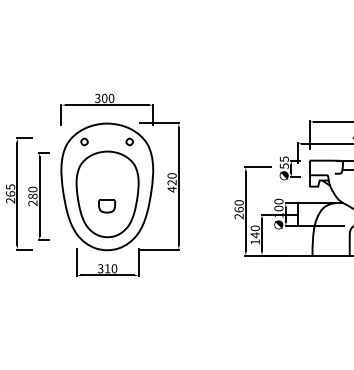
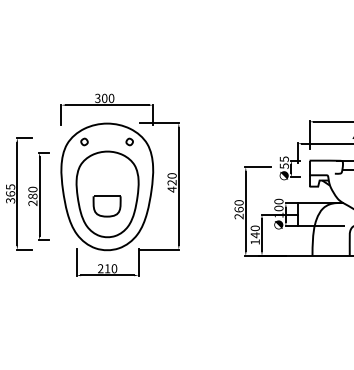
text: 265 -> 365 (11, 200)
part size: 19x15 px -> 30x23 px (106, 206)
text: 310 -> 210 (100, 269)
